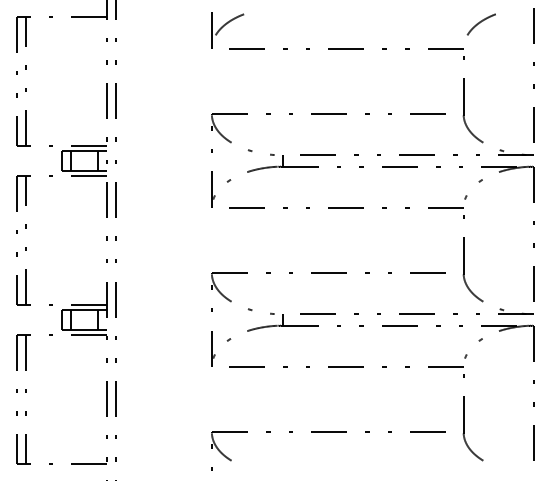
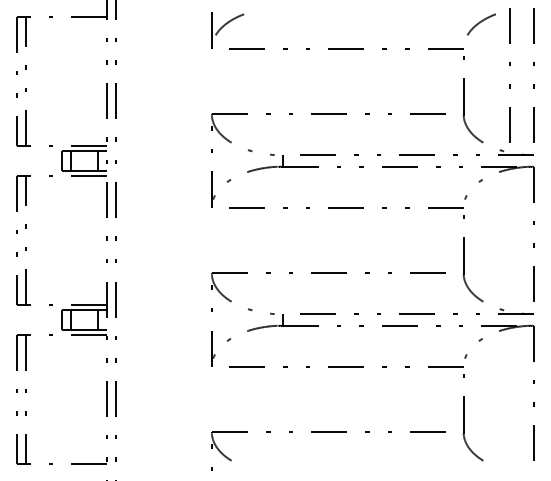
line: none -> present (509, 84)
